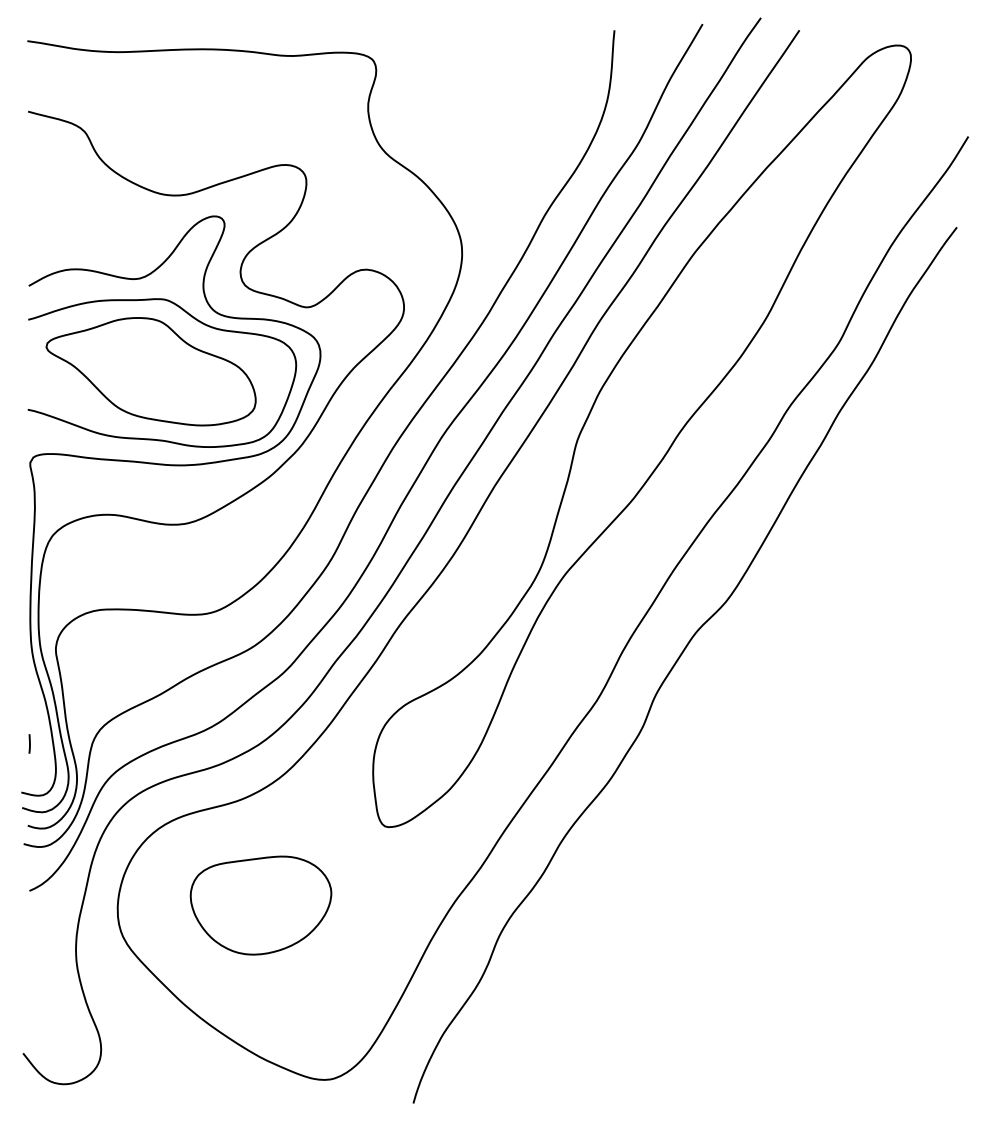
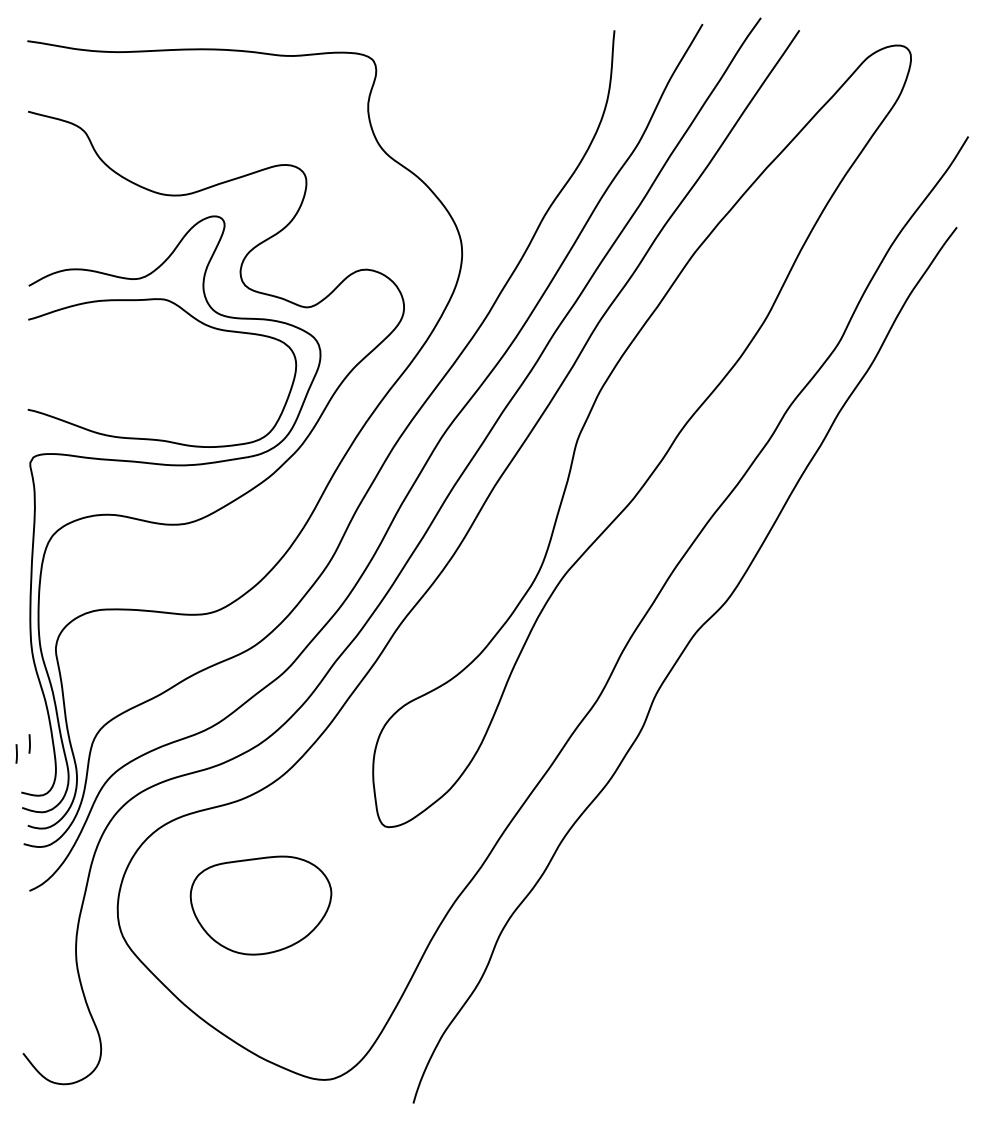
part: present -> none (150, 371)
line: none -> present (16, 753)
